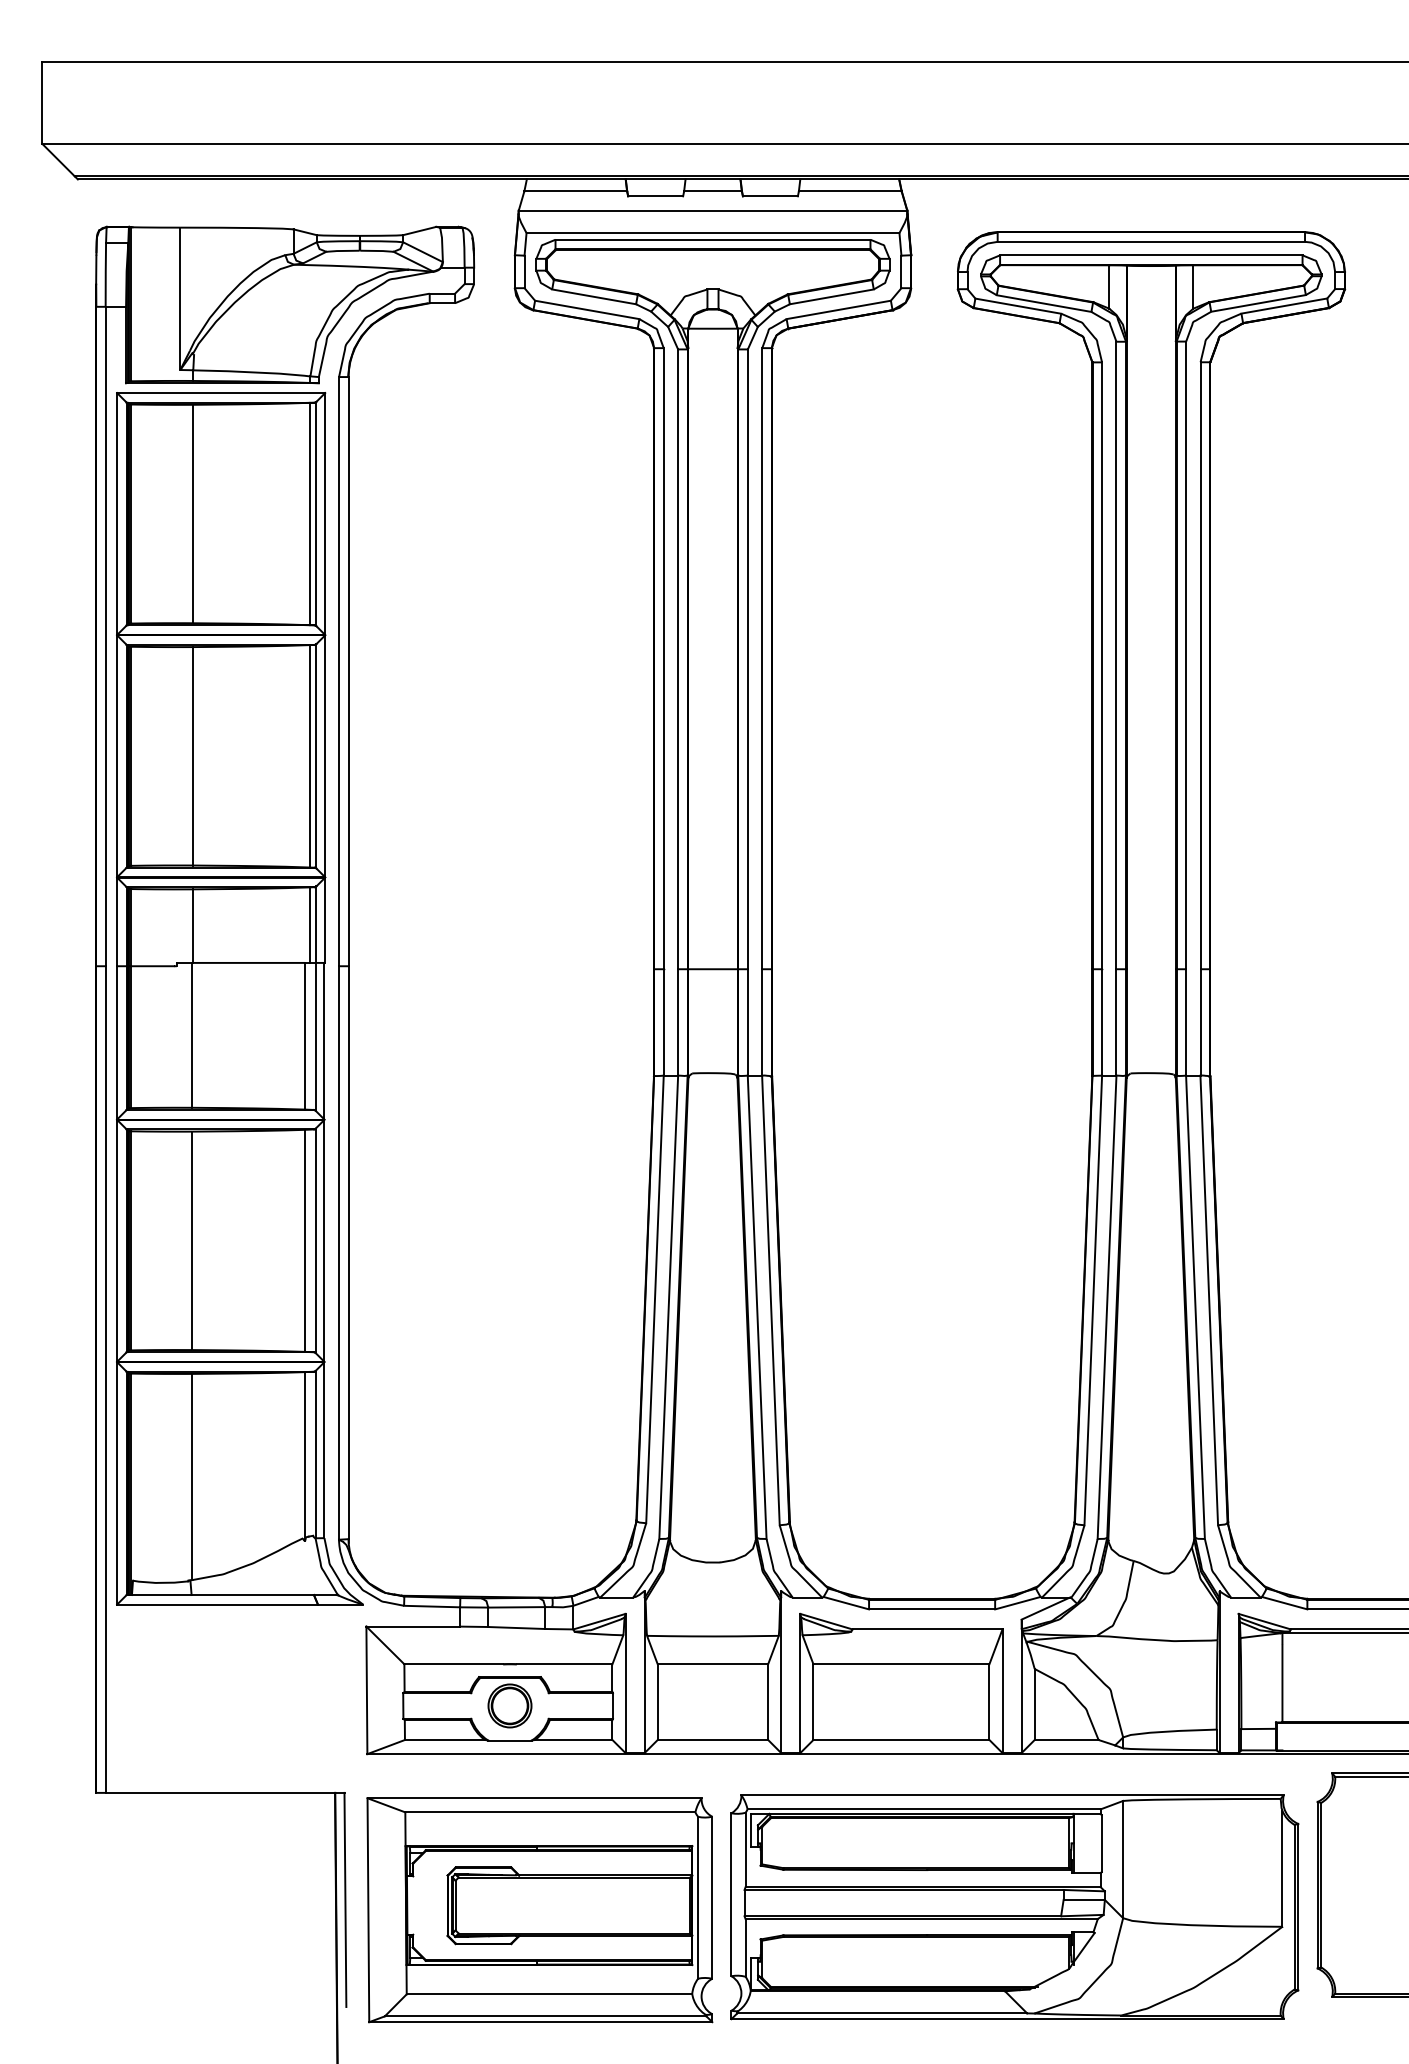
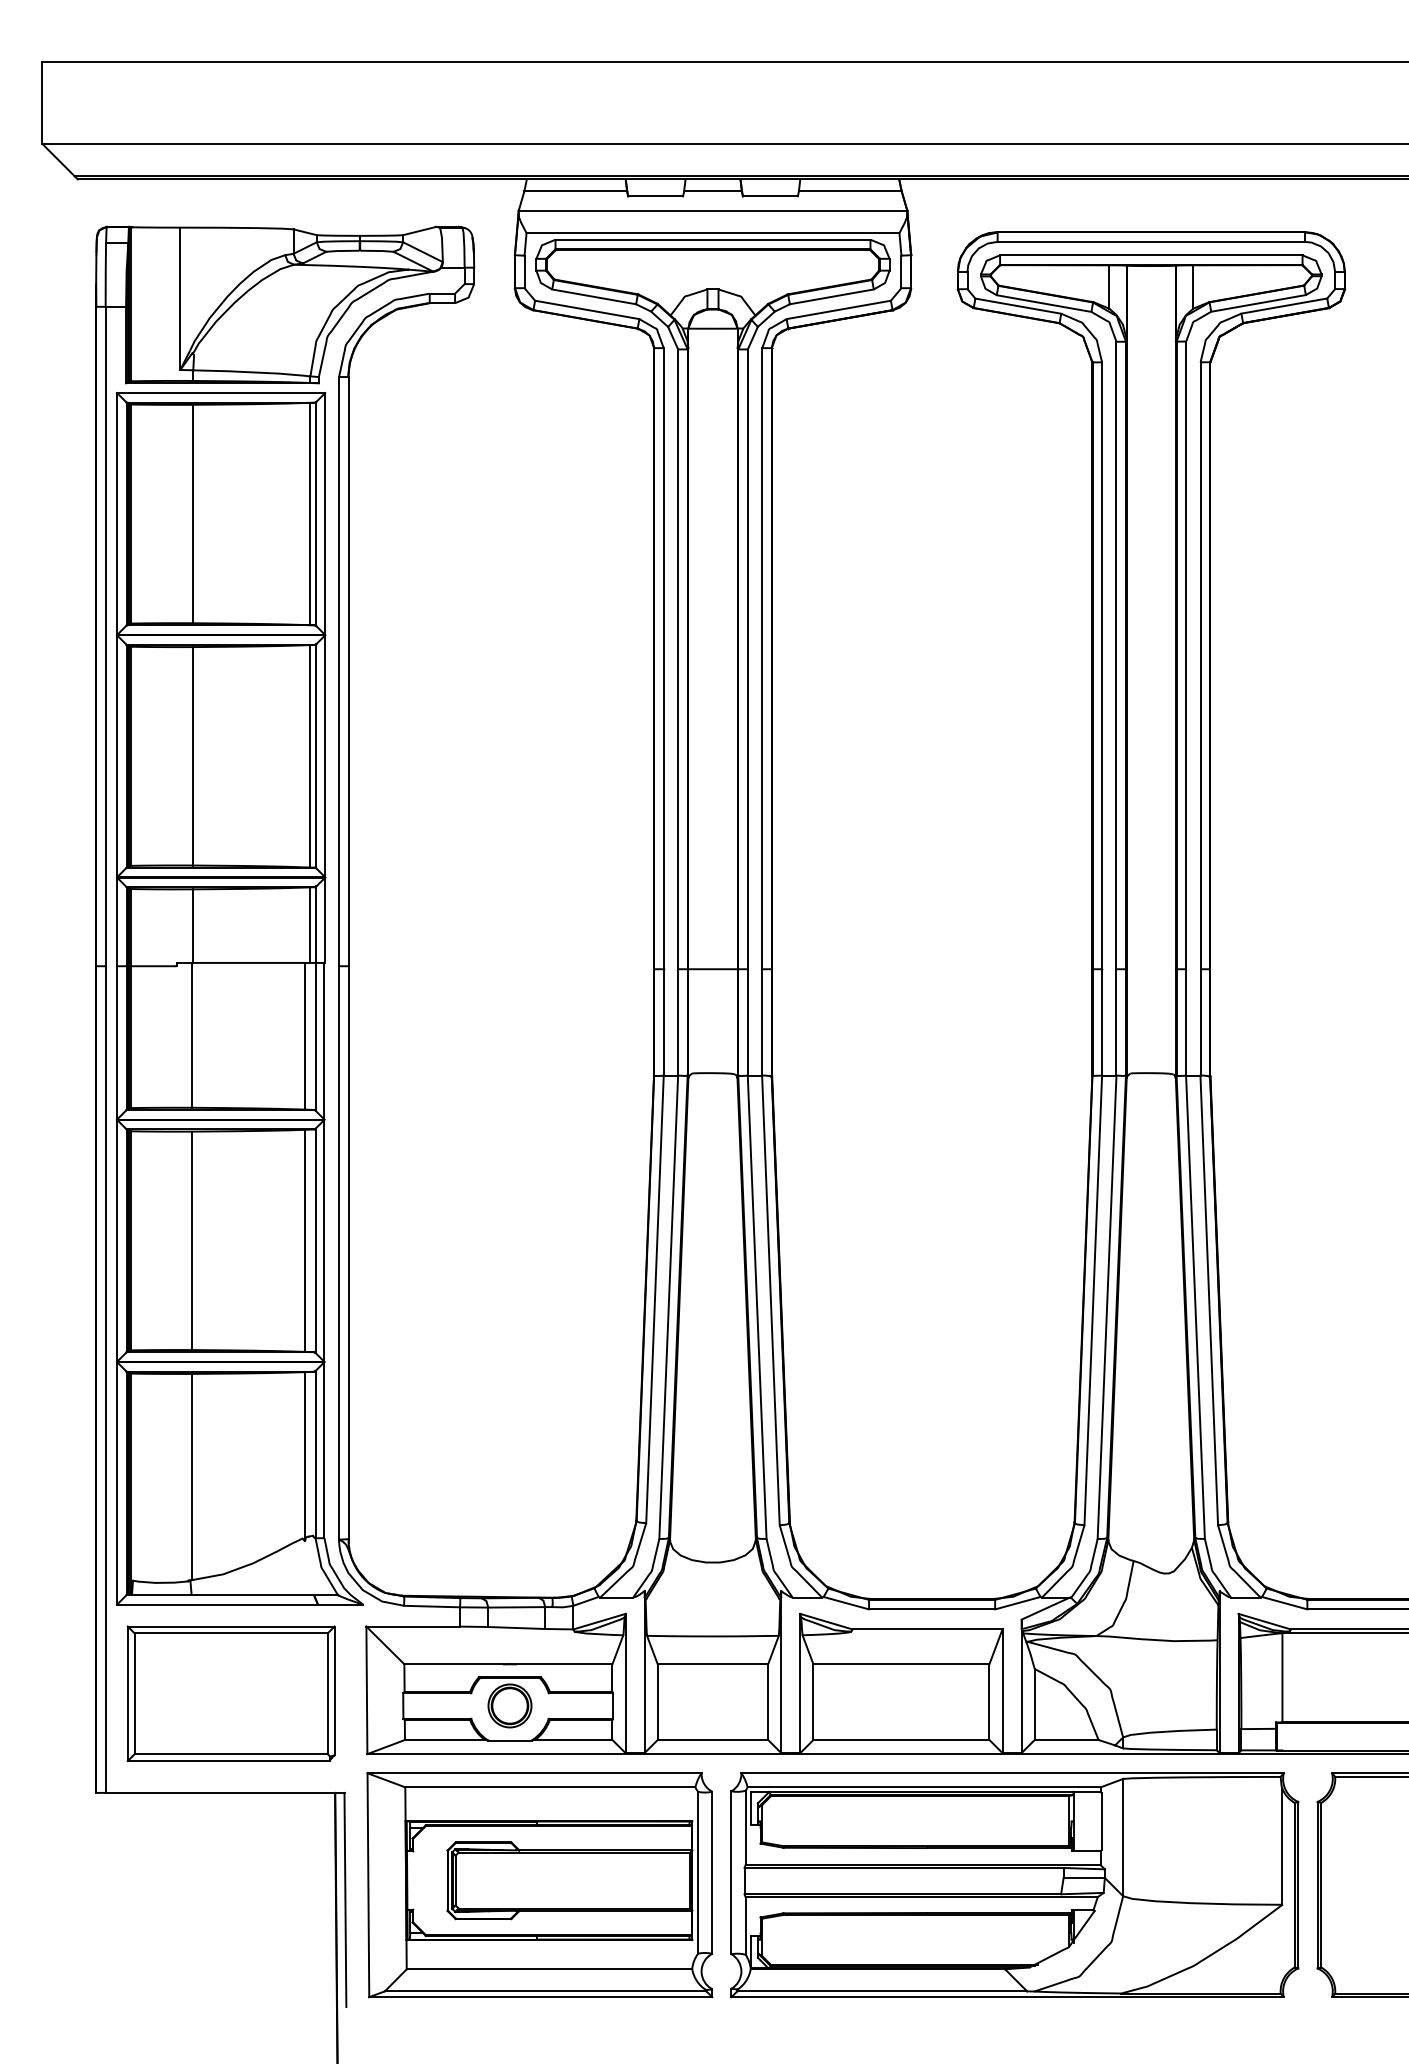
part: none -> present (230, 1693)
part position: (1014, 1907) -> (1014, 1885) (1014, 1885)
part position: (539, 1910) -> (539, 1885) (539, 1885)
